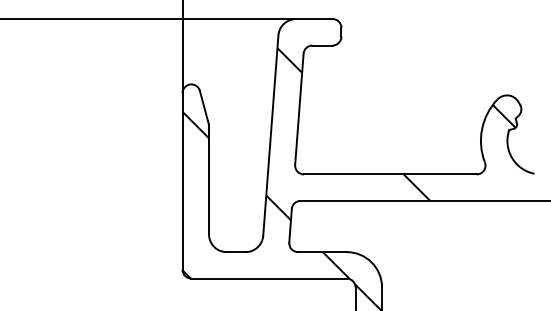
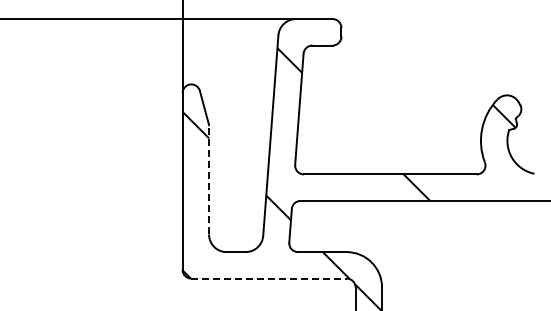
line: solid -> dashed (209, 179)
line: solid -> dashed (269, 278)
